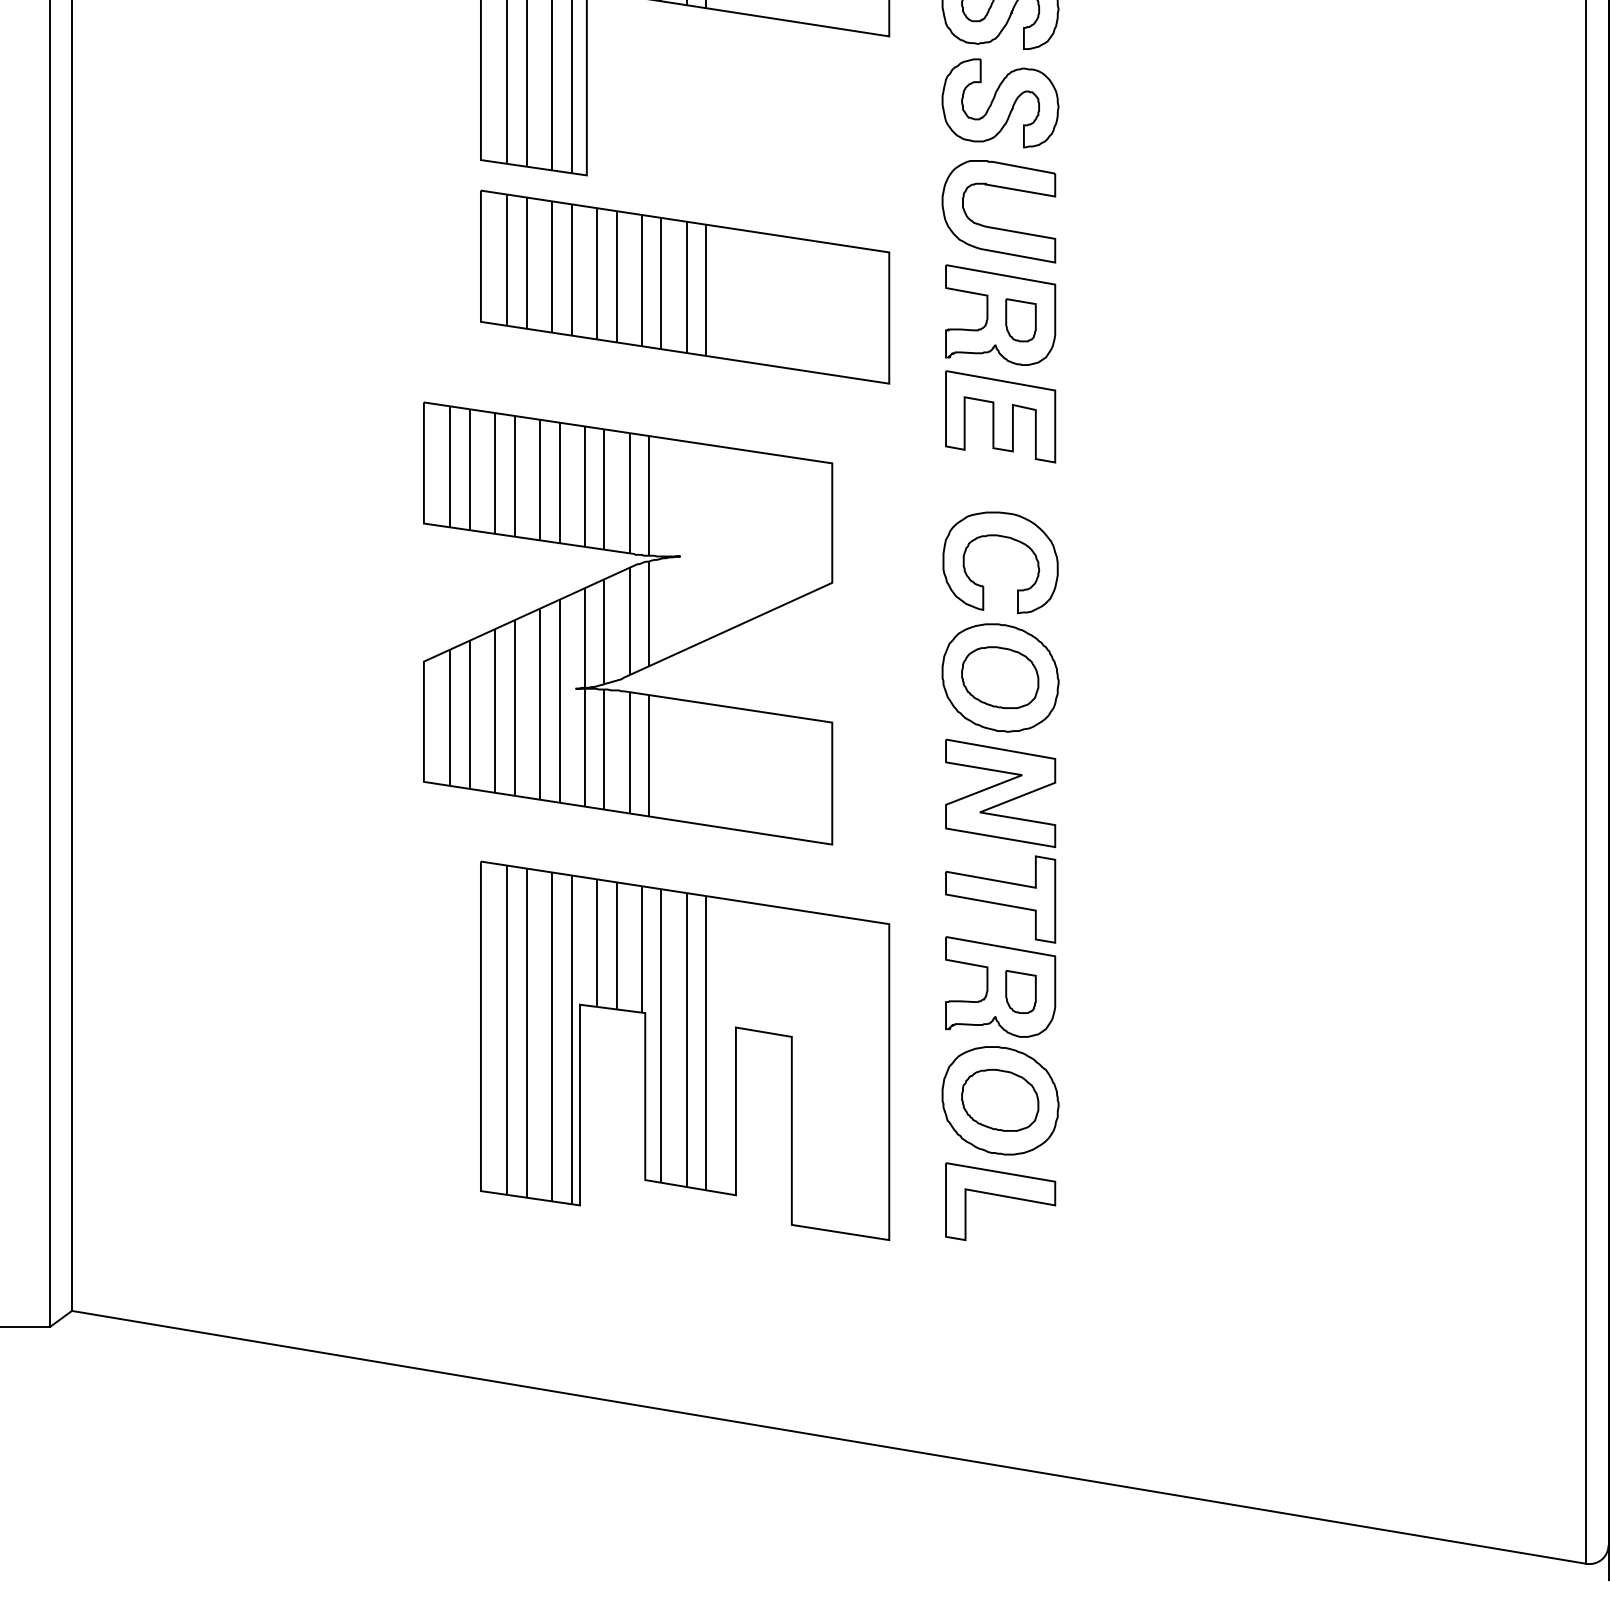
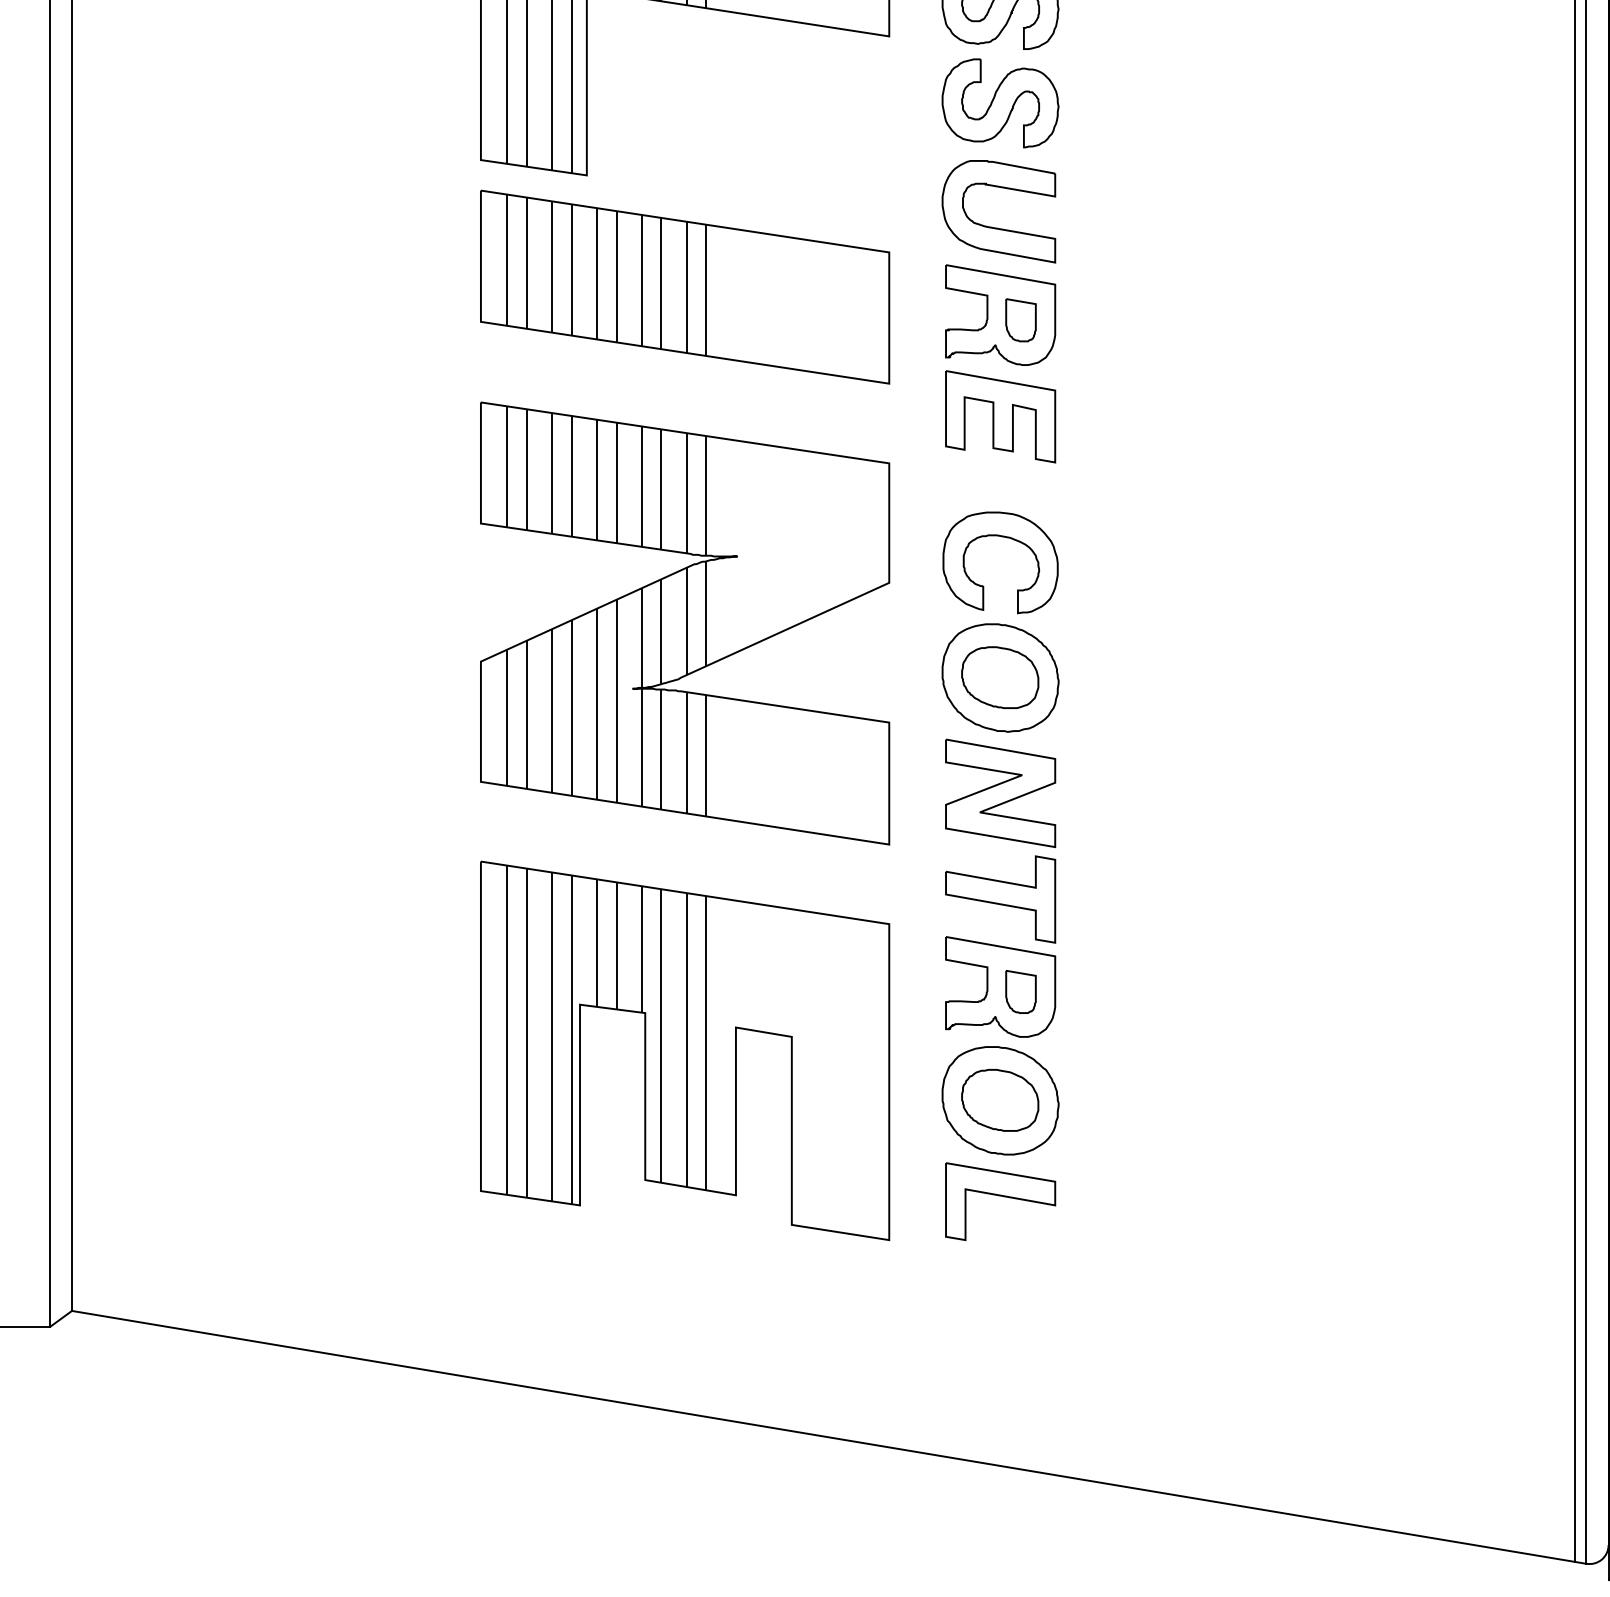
part position: (628, 623) -> (685, 623) (685, 623)
line: none -> present (1575, 782)
